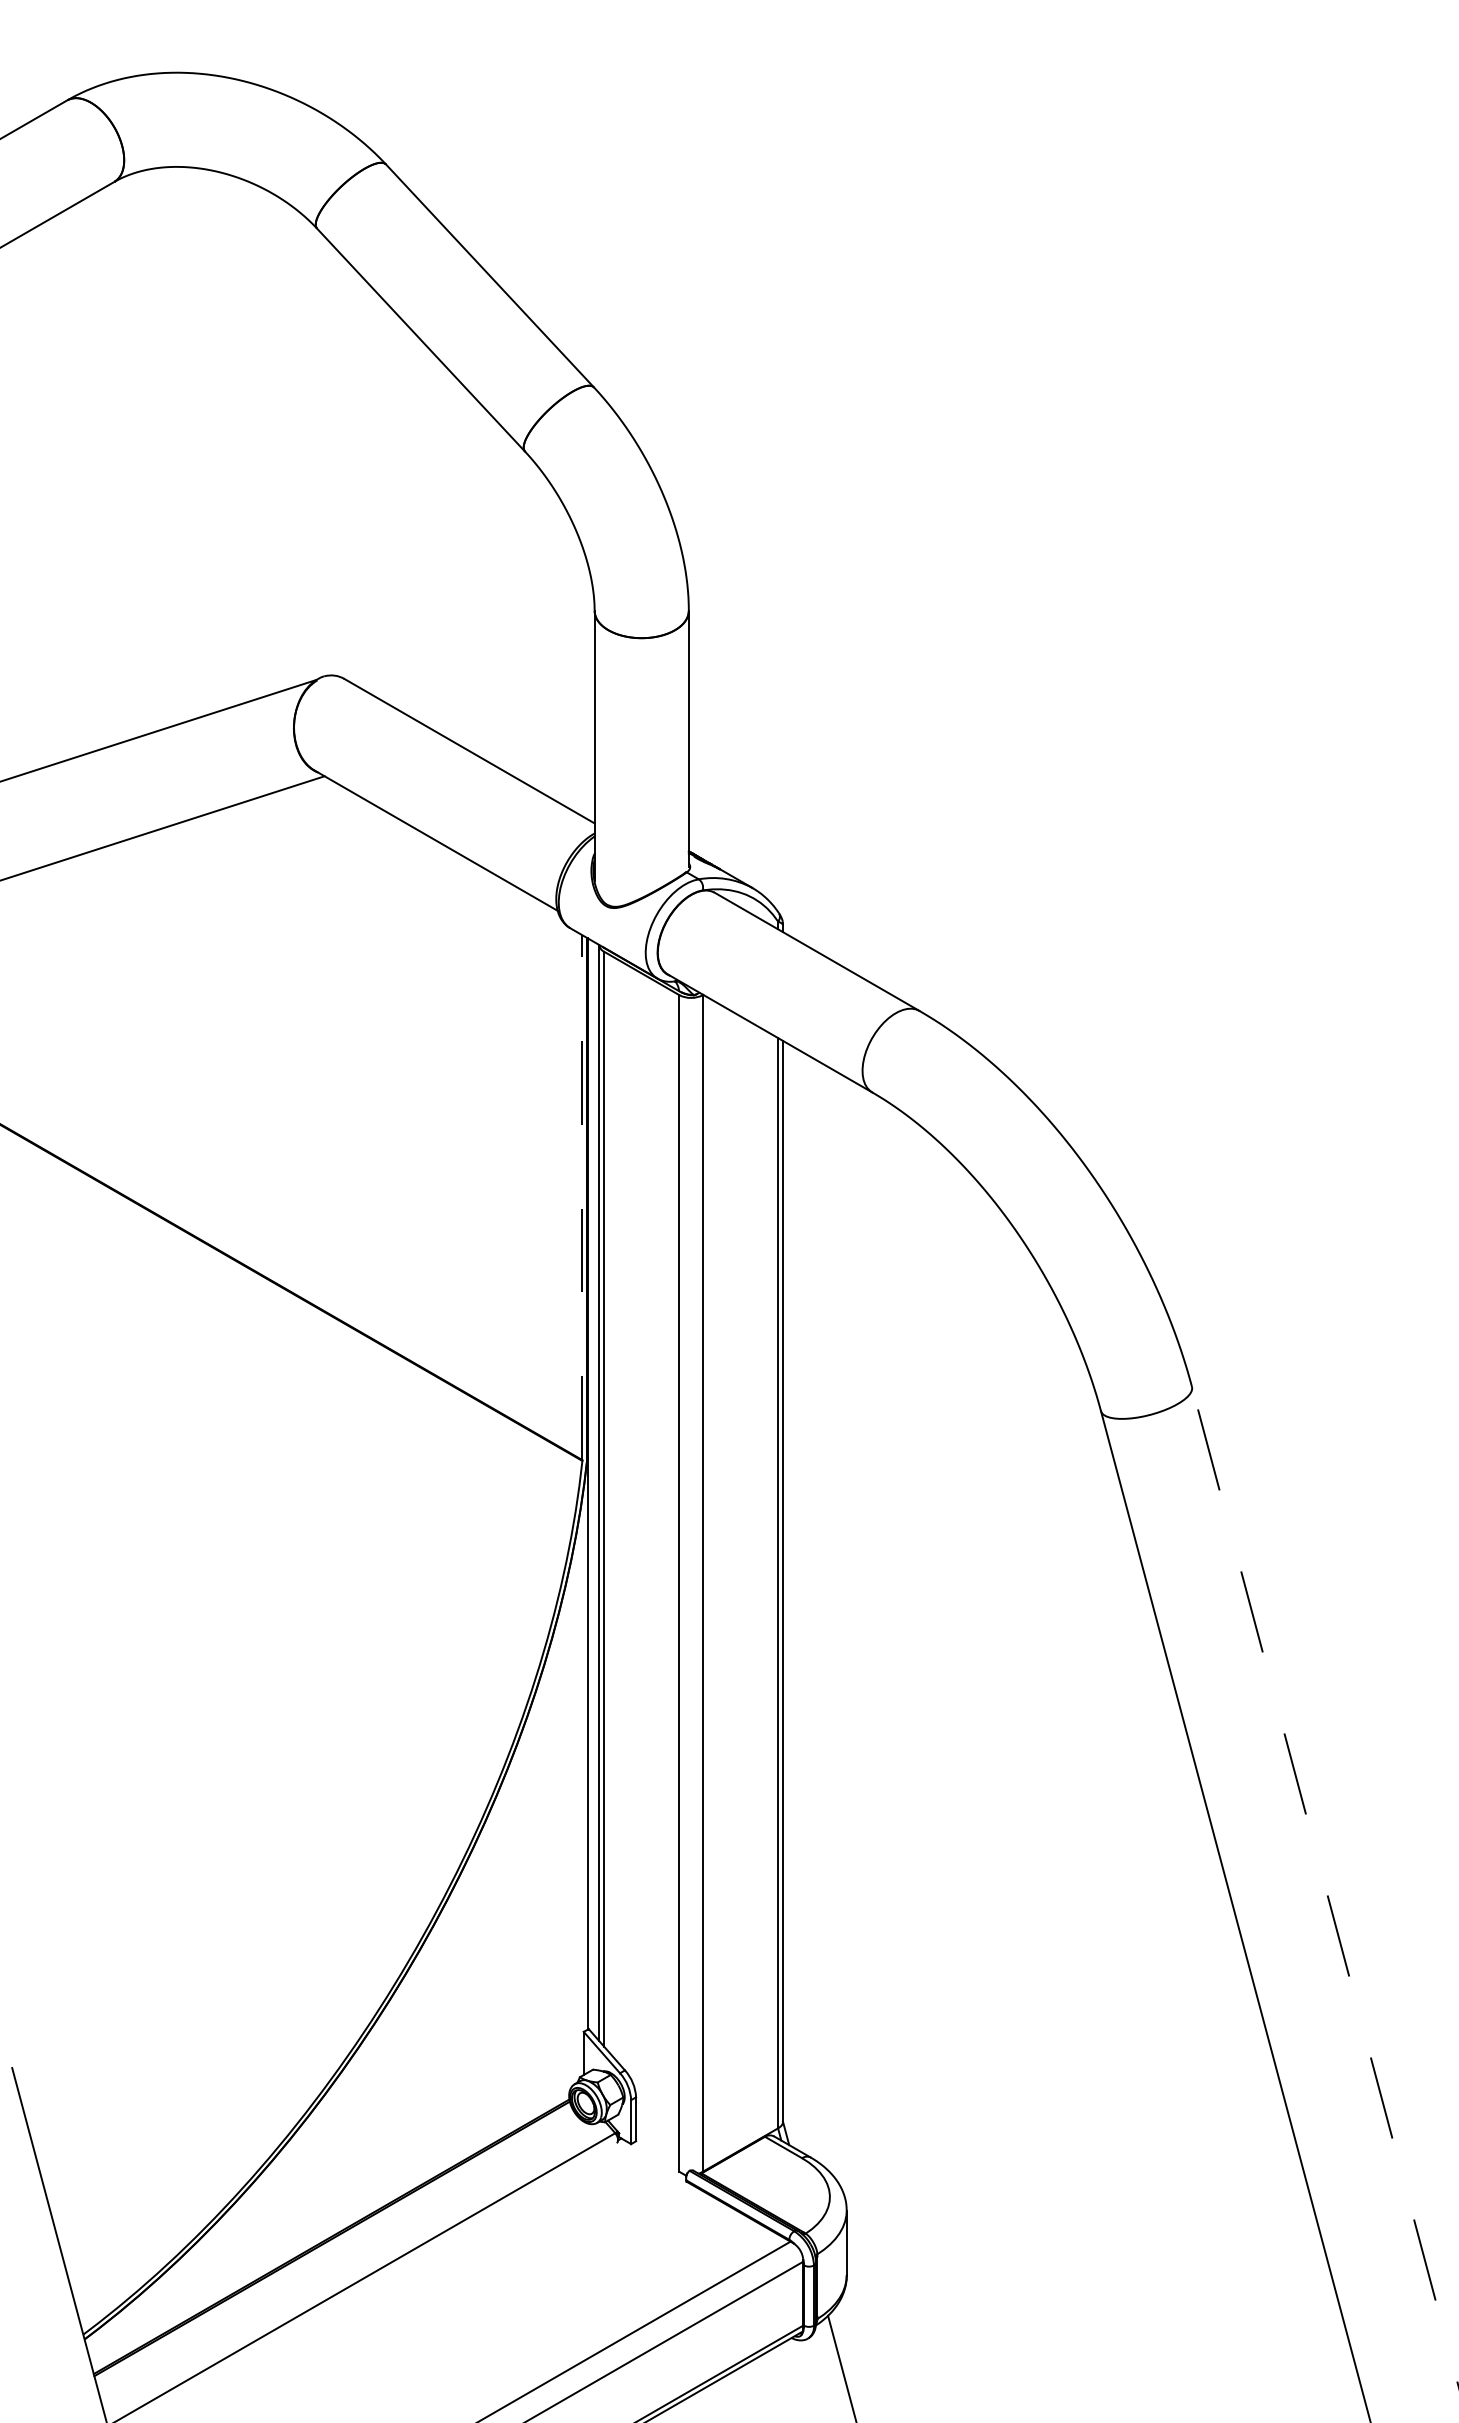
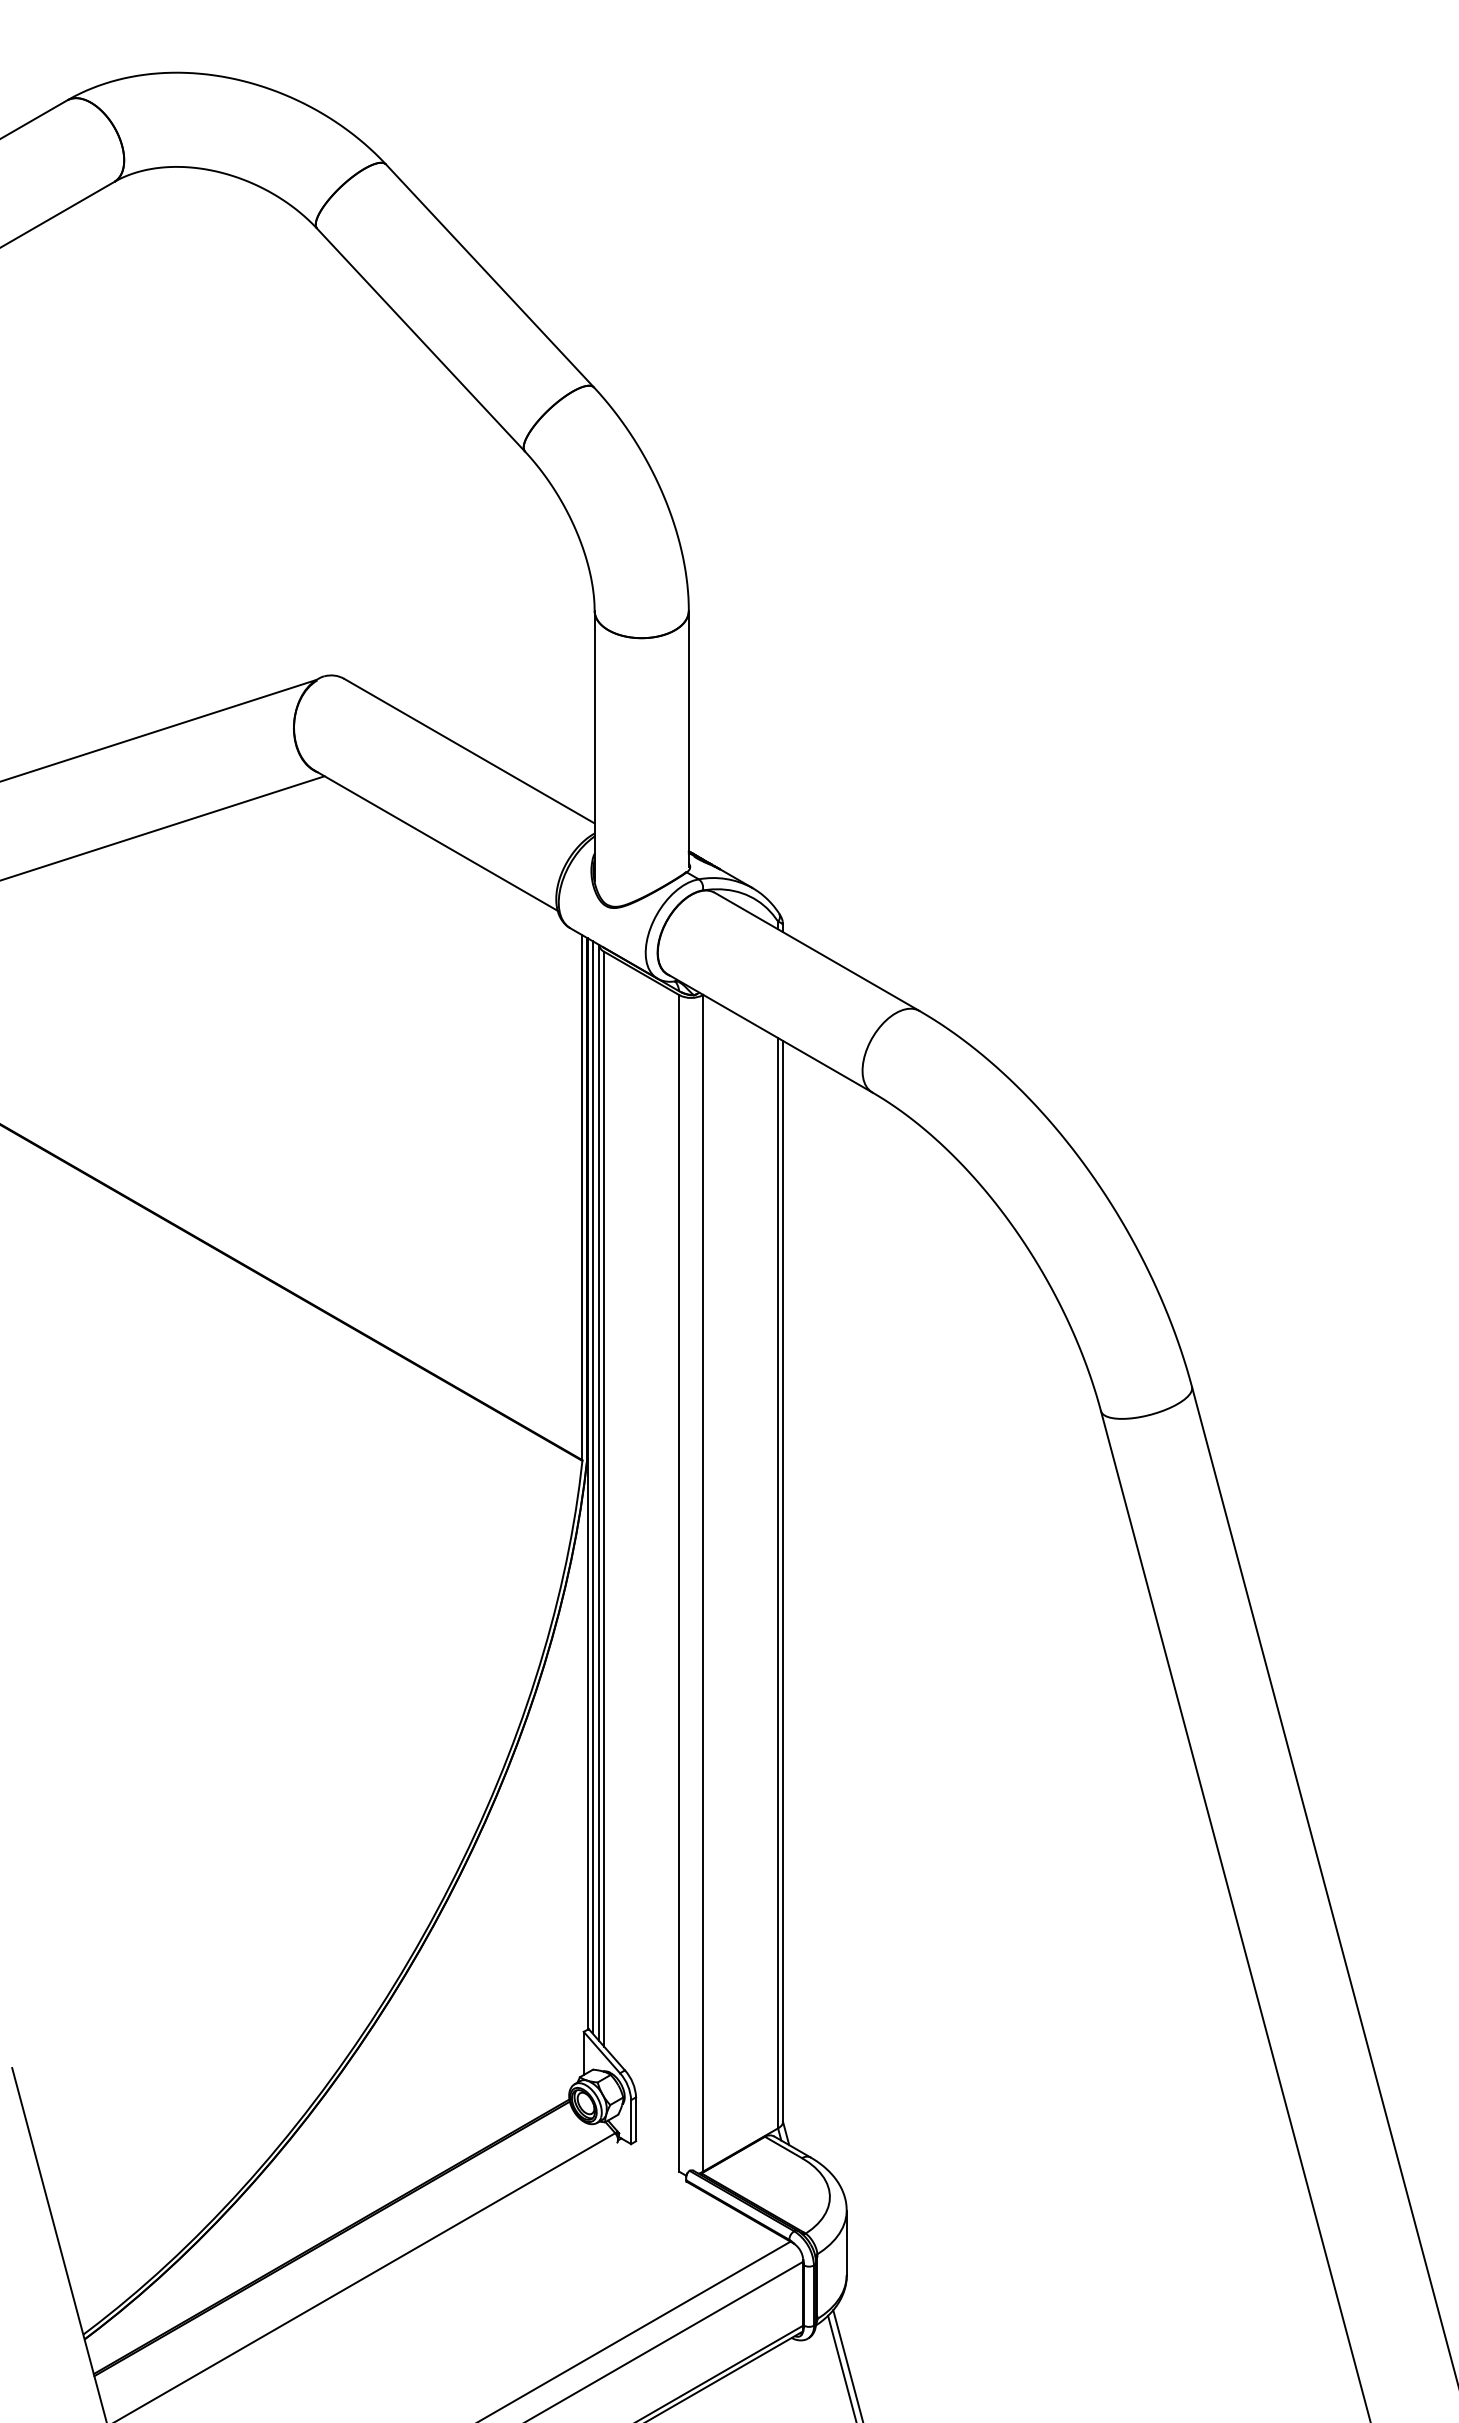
line: dashed -> solid (582, 1197)
line: none -> present (592, 1487)
line: dashed -> solid (1325, 1887)
line: none -> present (847, 2364)
